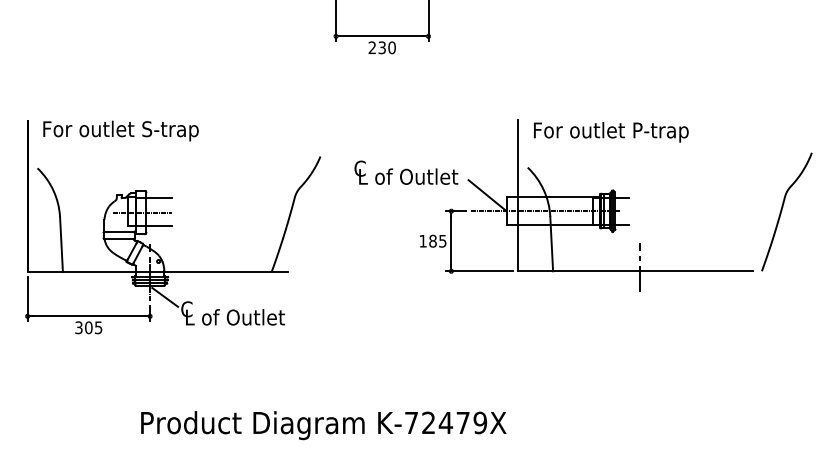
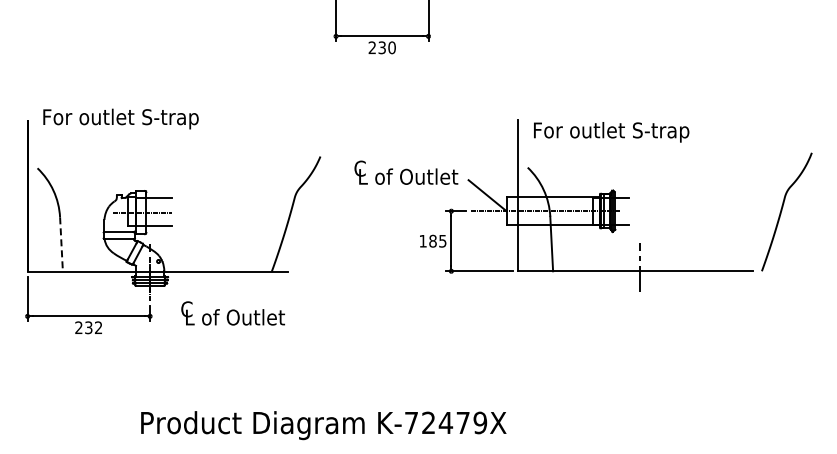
text position: (120, 130) -> (120, 118) (120, 118)
text: For outlet P-trap -> For outlet S-trap (661, 132)
line: solid -> dashed (61, 245)
line: present -> none (165, 297)
text: 305 -> 232 (88, 327)
